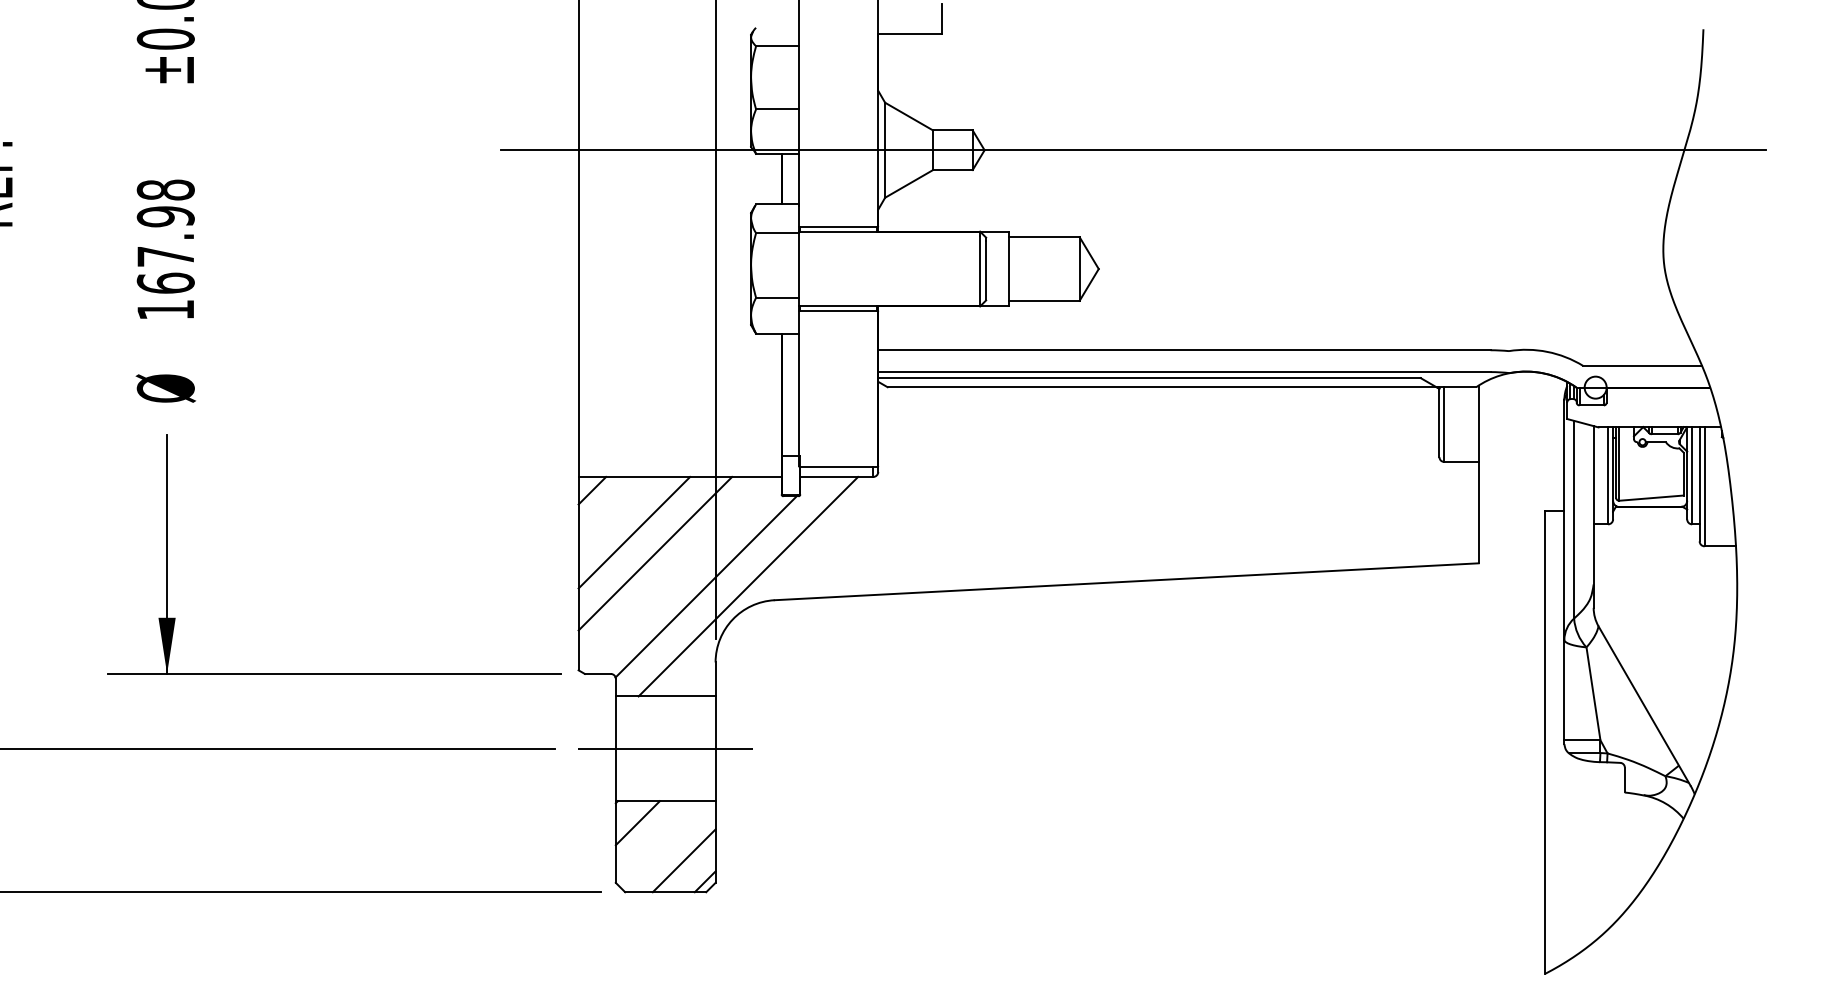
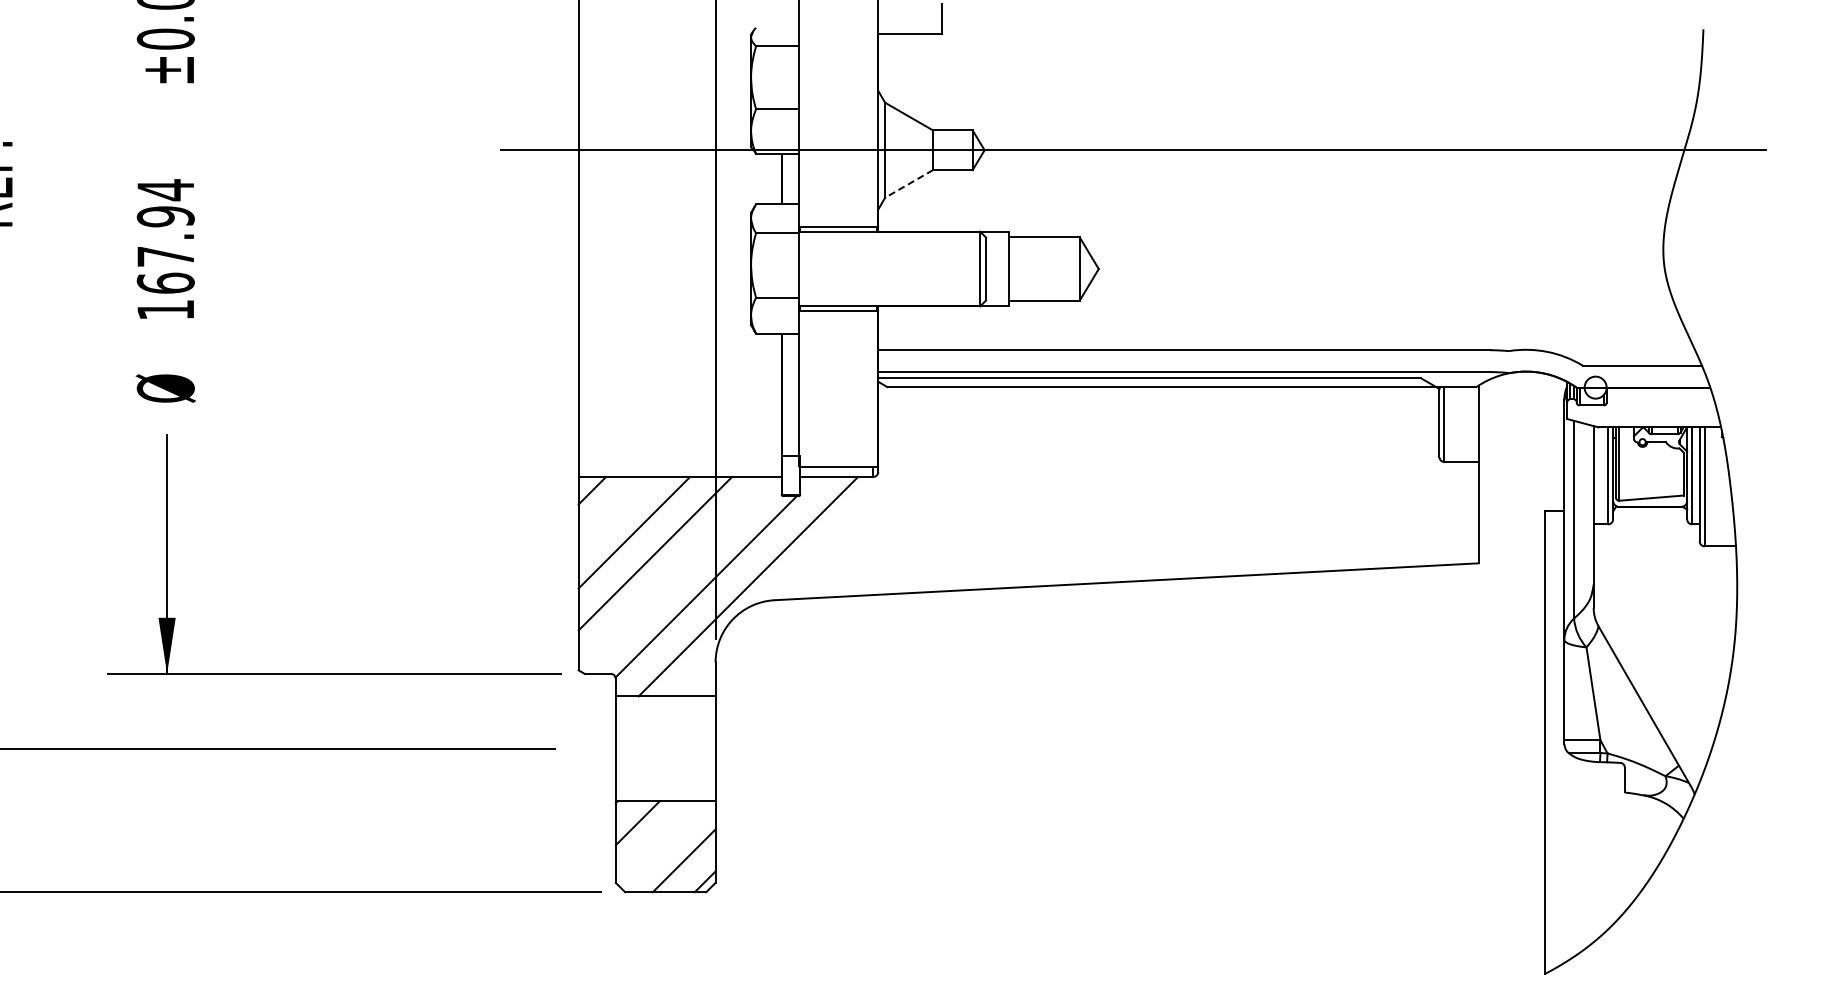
line: solid -> dashed (909, 183)
text: 167.98 -> 167.94 (165, 190)
line: present -> none (665, 748)
